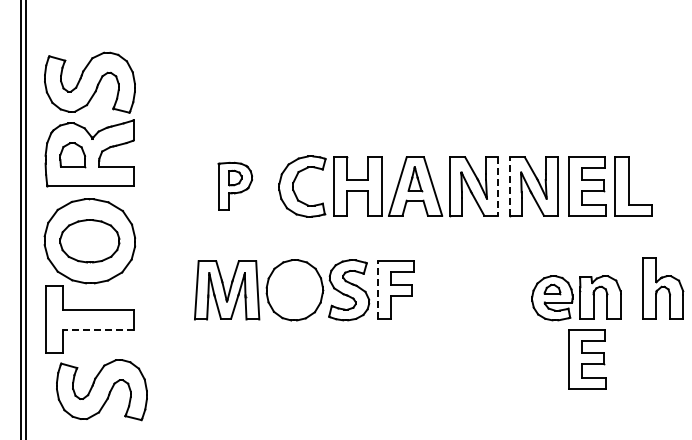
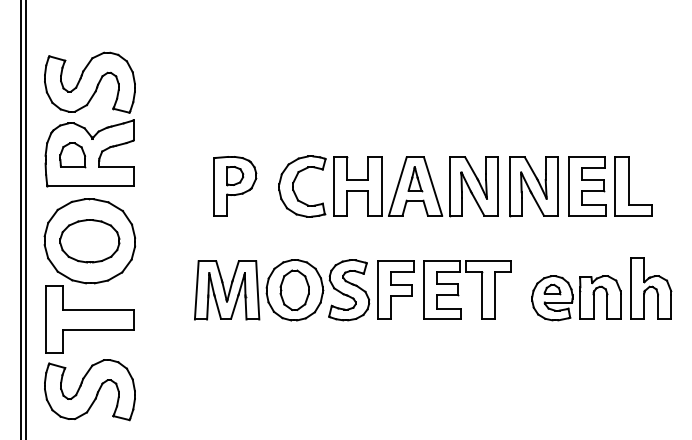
part size: 37x50 px -> 45x61 px (235, 186)
line: dashed -> solid (509, 186)
line: dashed -> solid (498, 187)
part position: (663, 288) -> (651, 288) (651, 288)
part: none -> present (294, 289)
line: dashed -> solid (378, 289)
part: none -> present (458, 289)
line: dashed -> solid (97, 329)
part: present -> none (587, 359)
part position: (101, 390) -> (89, 390) (89, 390)
